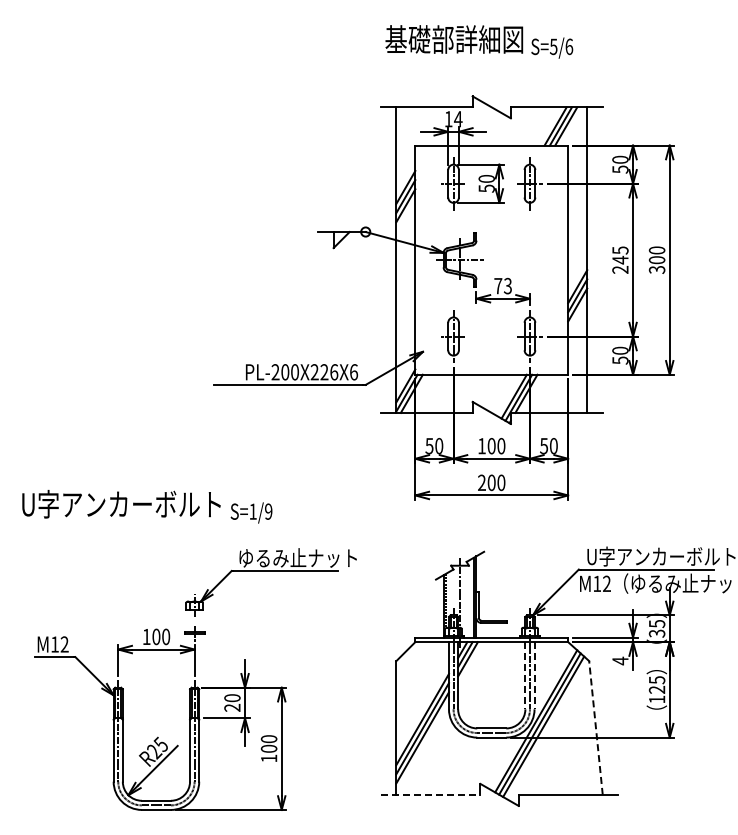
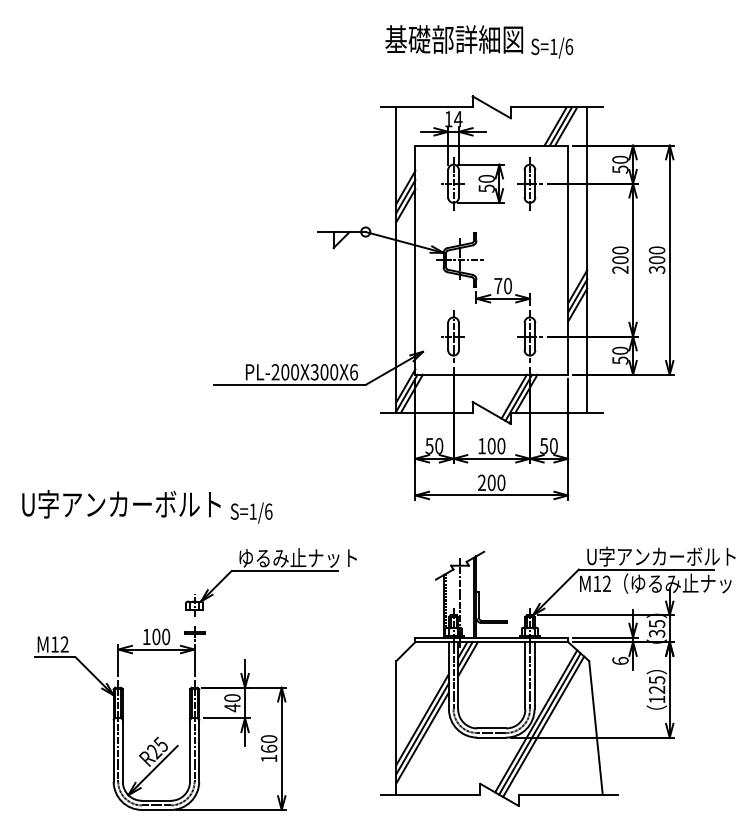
text: S=5/6 -> S=1/6 (553, 46)
text: 245 -> 200 (620, 255)
text: 73 -> 70 (507, 286)
text: PL-200X226X6 -> PL-200X300X6 (324, 372)
text: S=1/9 -> S=1/6 (268, 511)
text: 4 -> 6 (620, 660)
line: dashed -> solid (525, 675)
line: dashed -> solid (534, 675)
text: 20 -> 40 (232, 707)
line: dashed -> solid (595, 727)
text: 100 -> 160 (268, 748)
line: dashed -> solid (430, 794)
